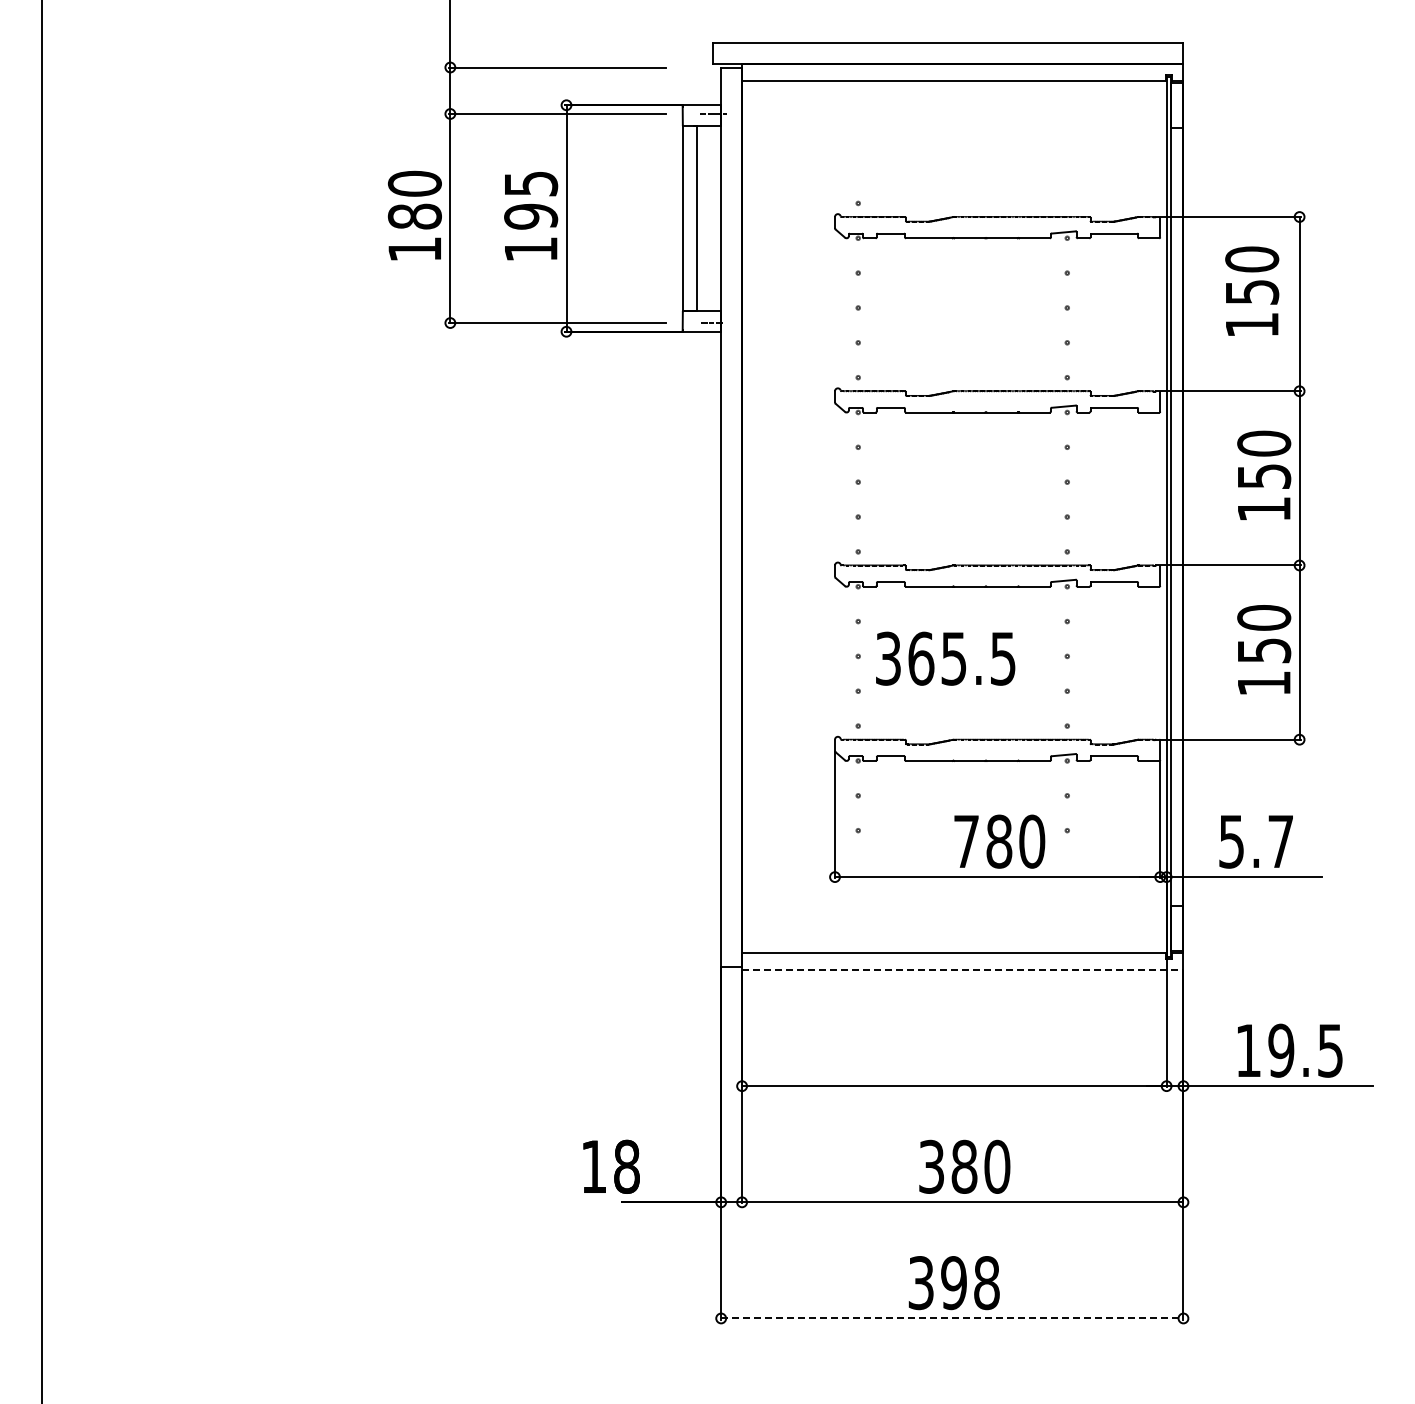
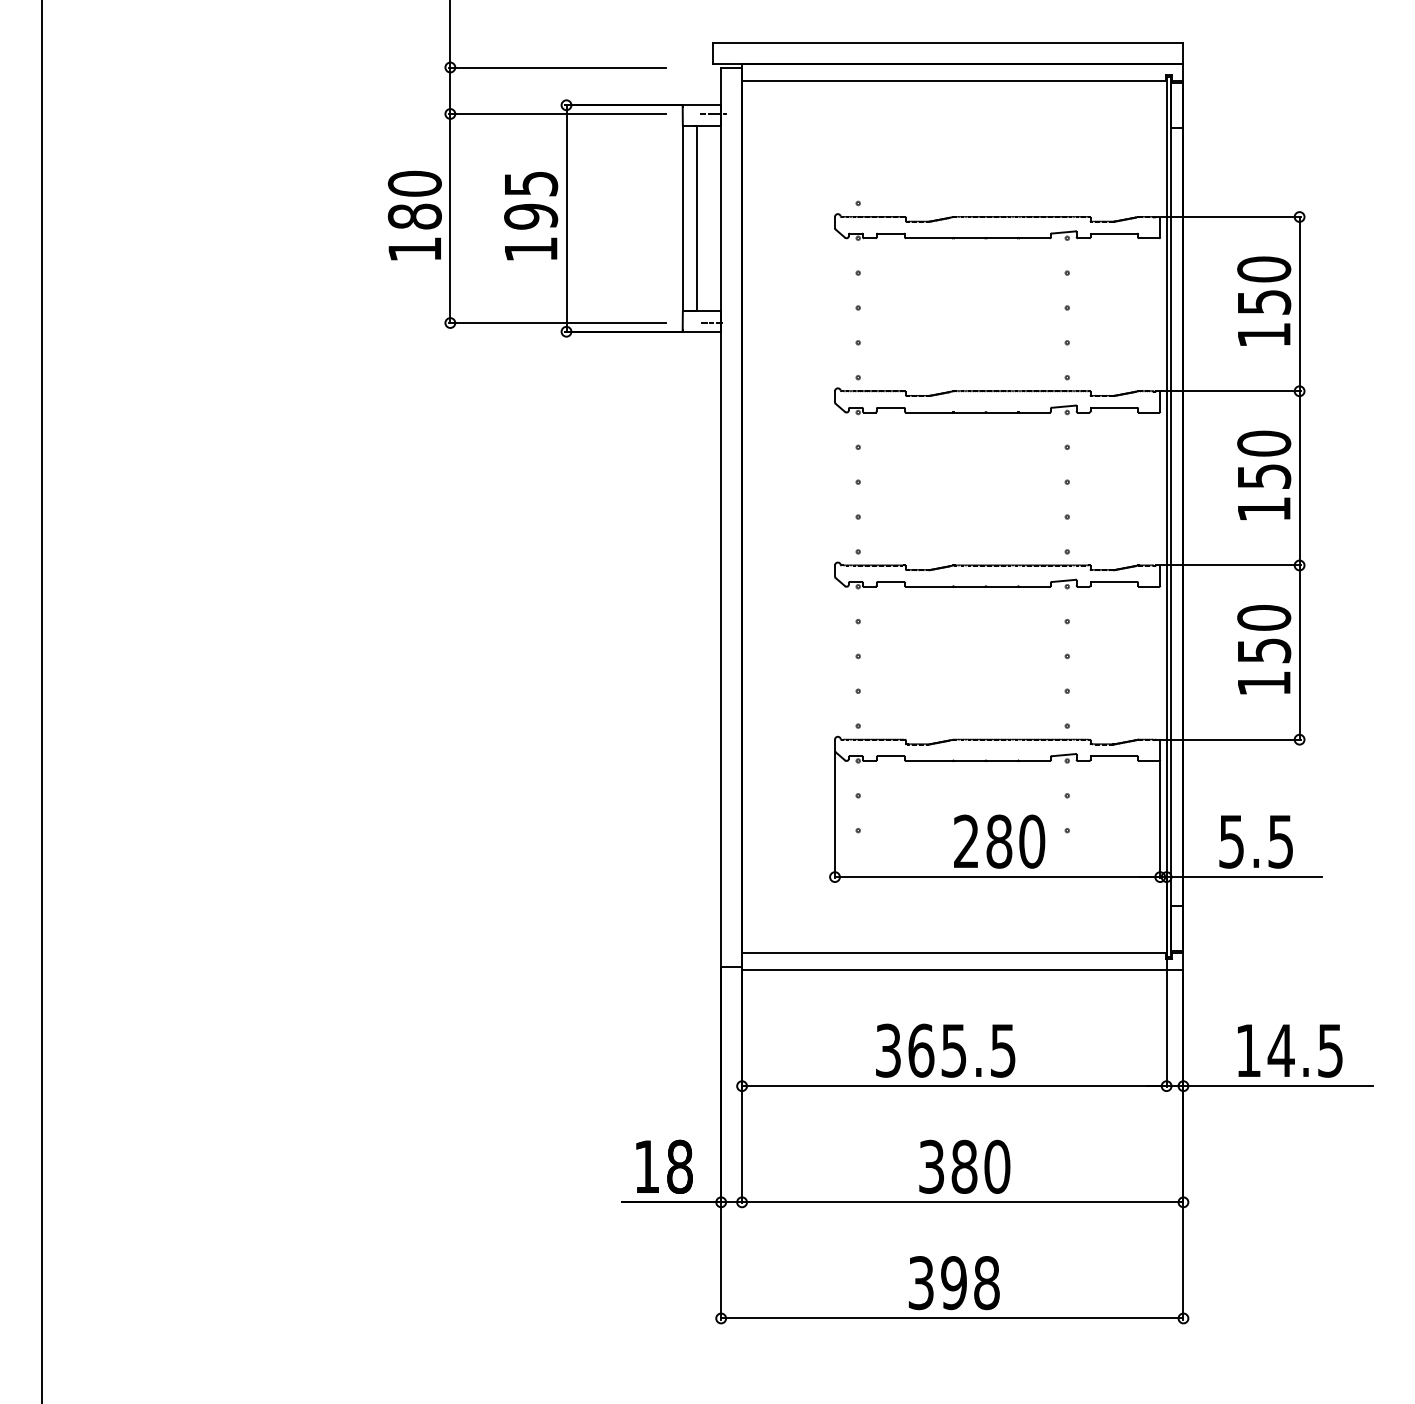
text position: (1252, 290) -> (1264, 300) (1264, 300)
text position: (945, 658) -> (945, 1050) (945, 1050)
text: 780 -> 280 (966, 840)
text: 5.7 -> 5.5 (1280, 841)
line: dashed -> solid (962, 970)
text: 19.5 -> 14.5 (1280, 1050)
text position: (611, 1166) -> (664, 1166) (664, 1166)
line: dashed -> solid (952, 1318)
